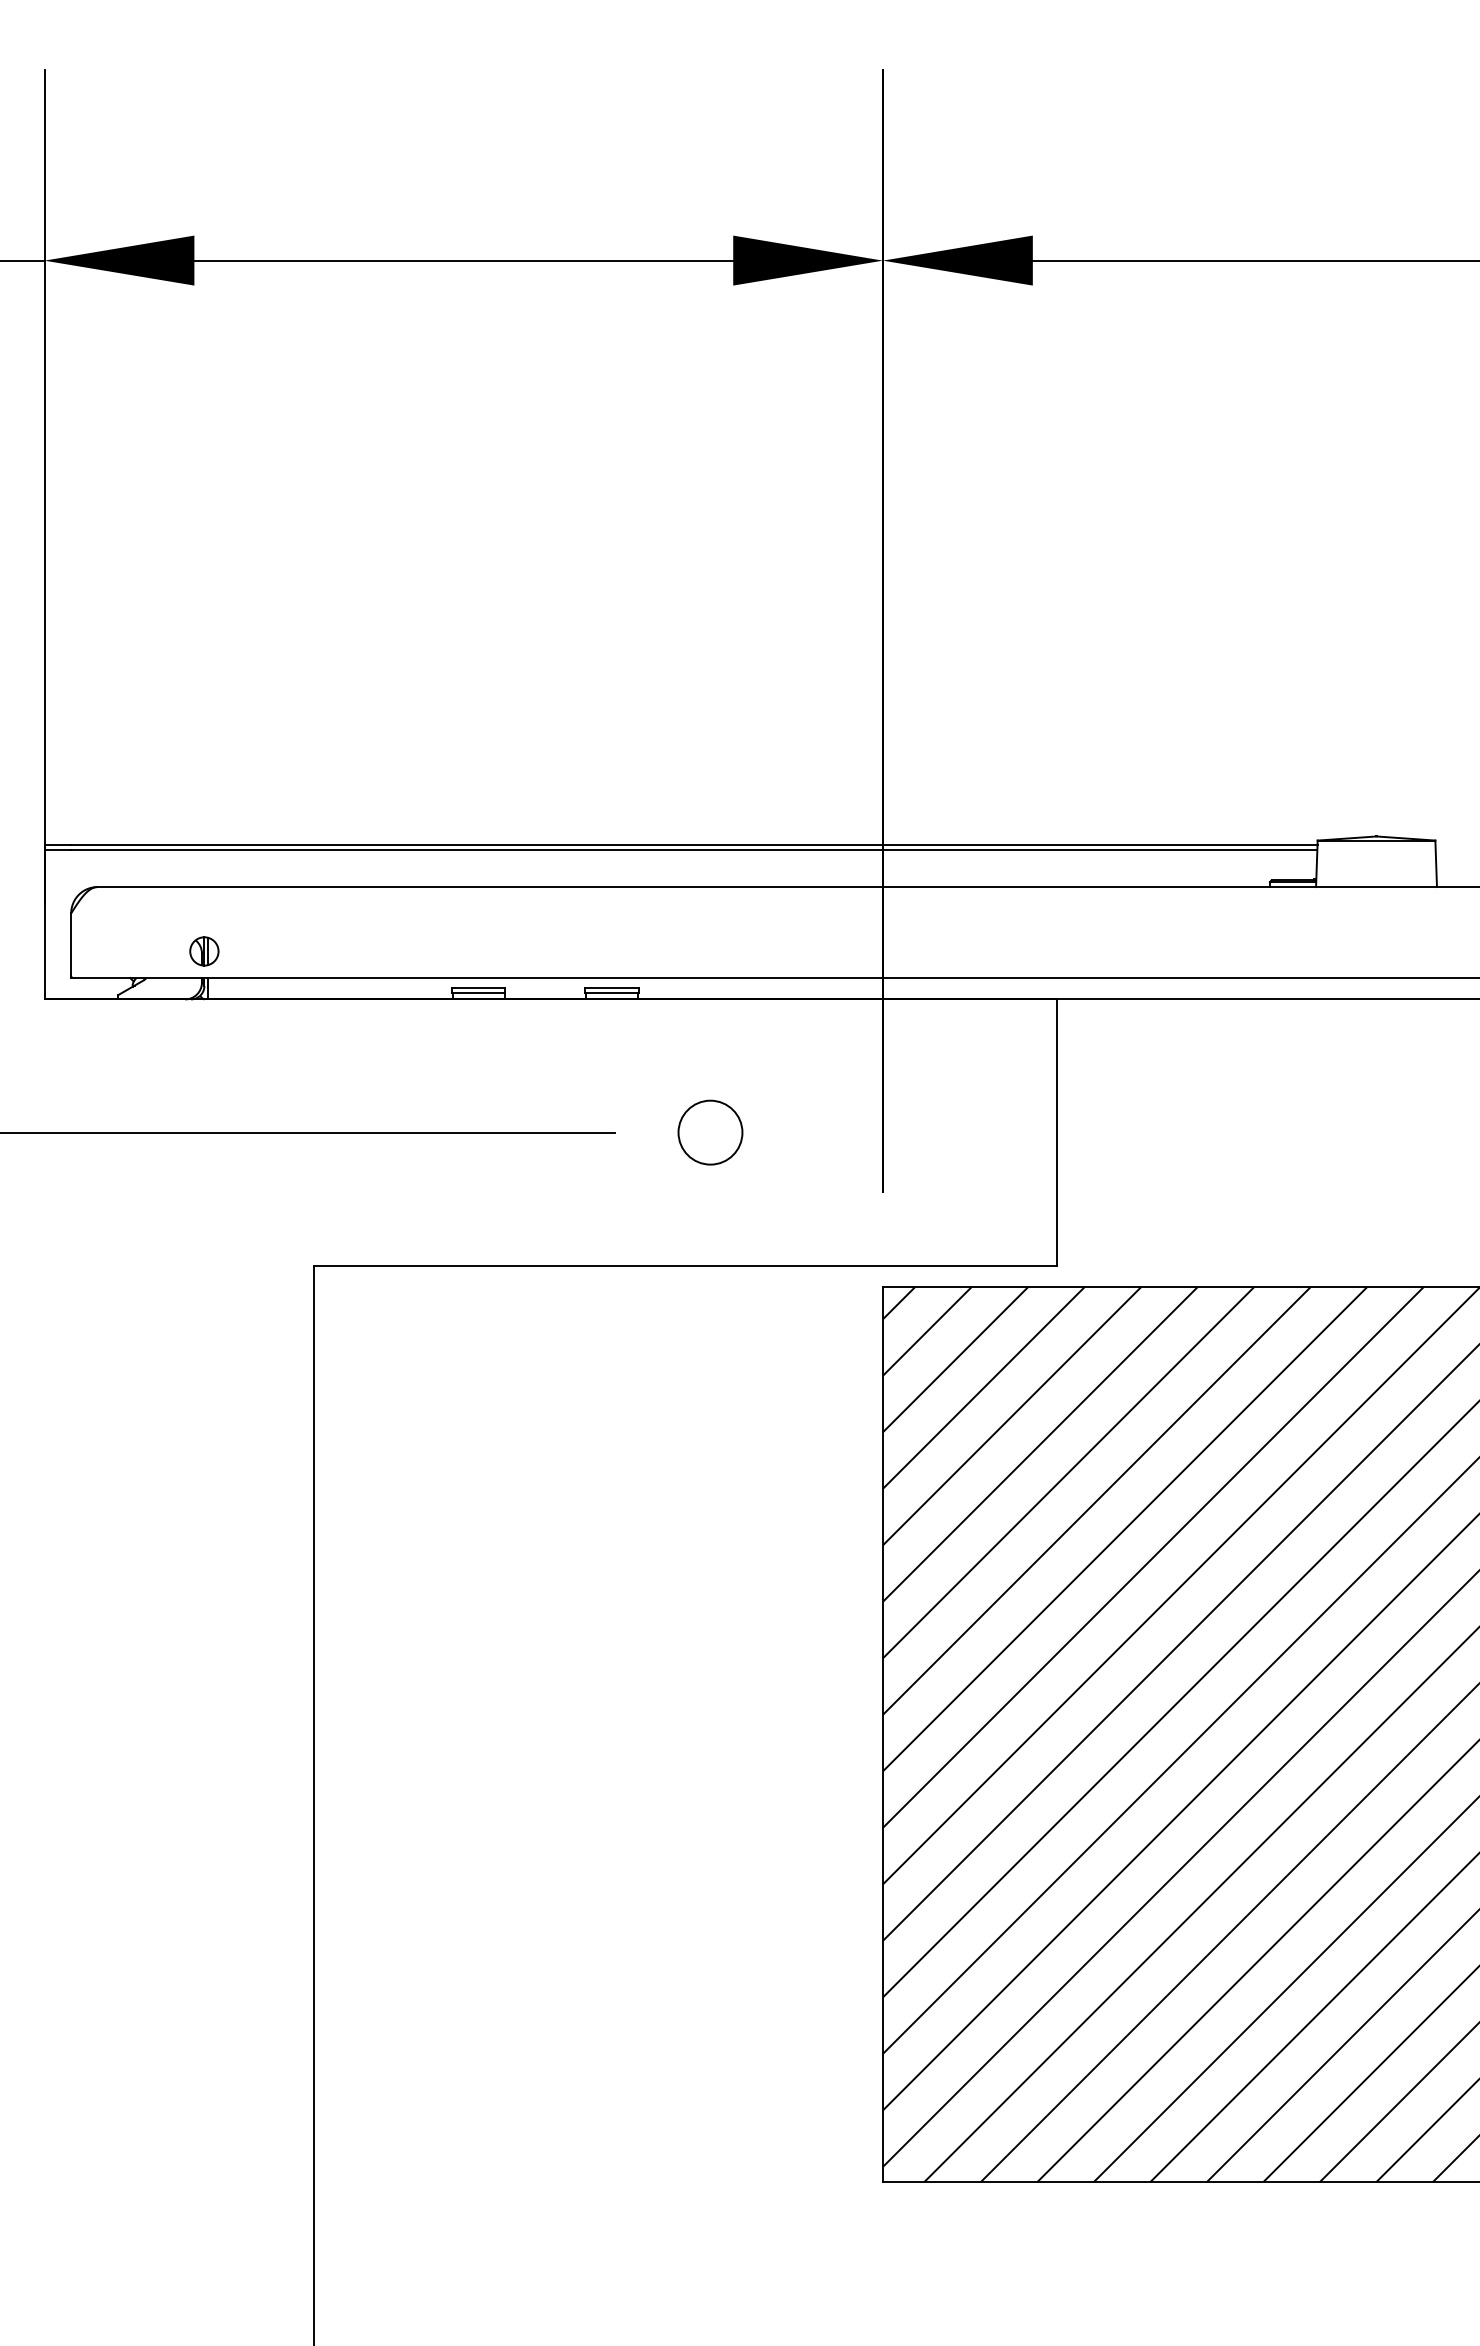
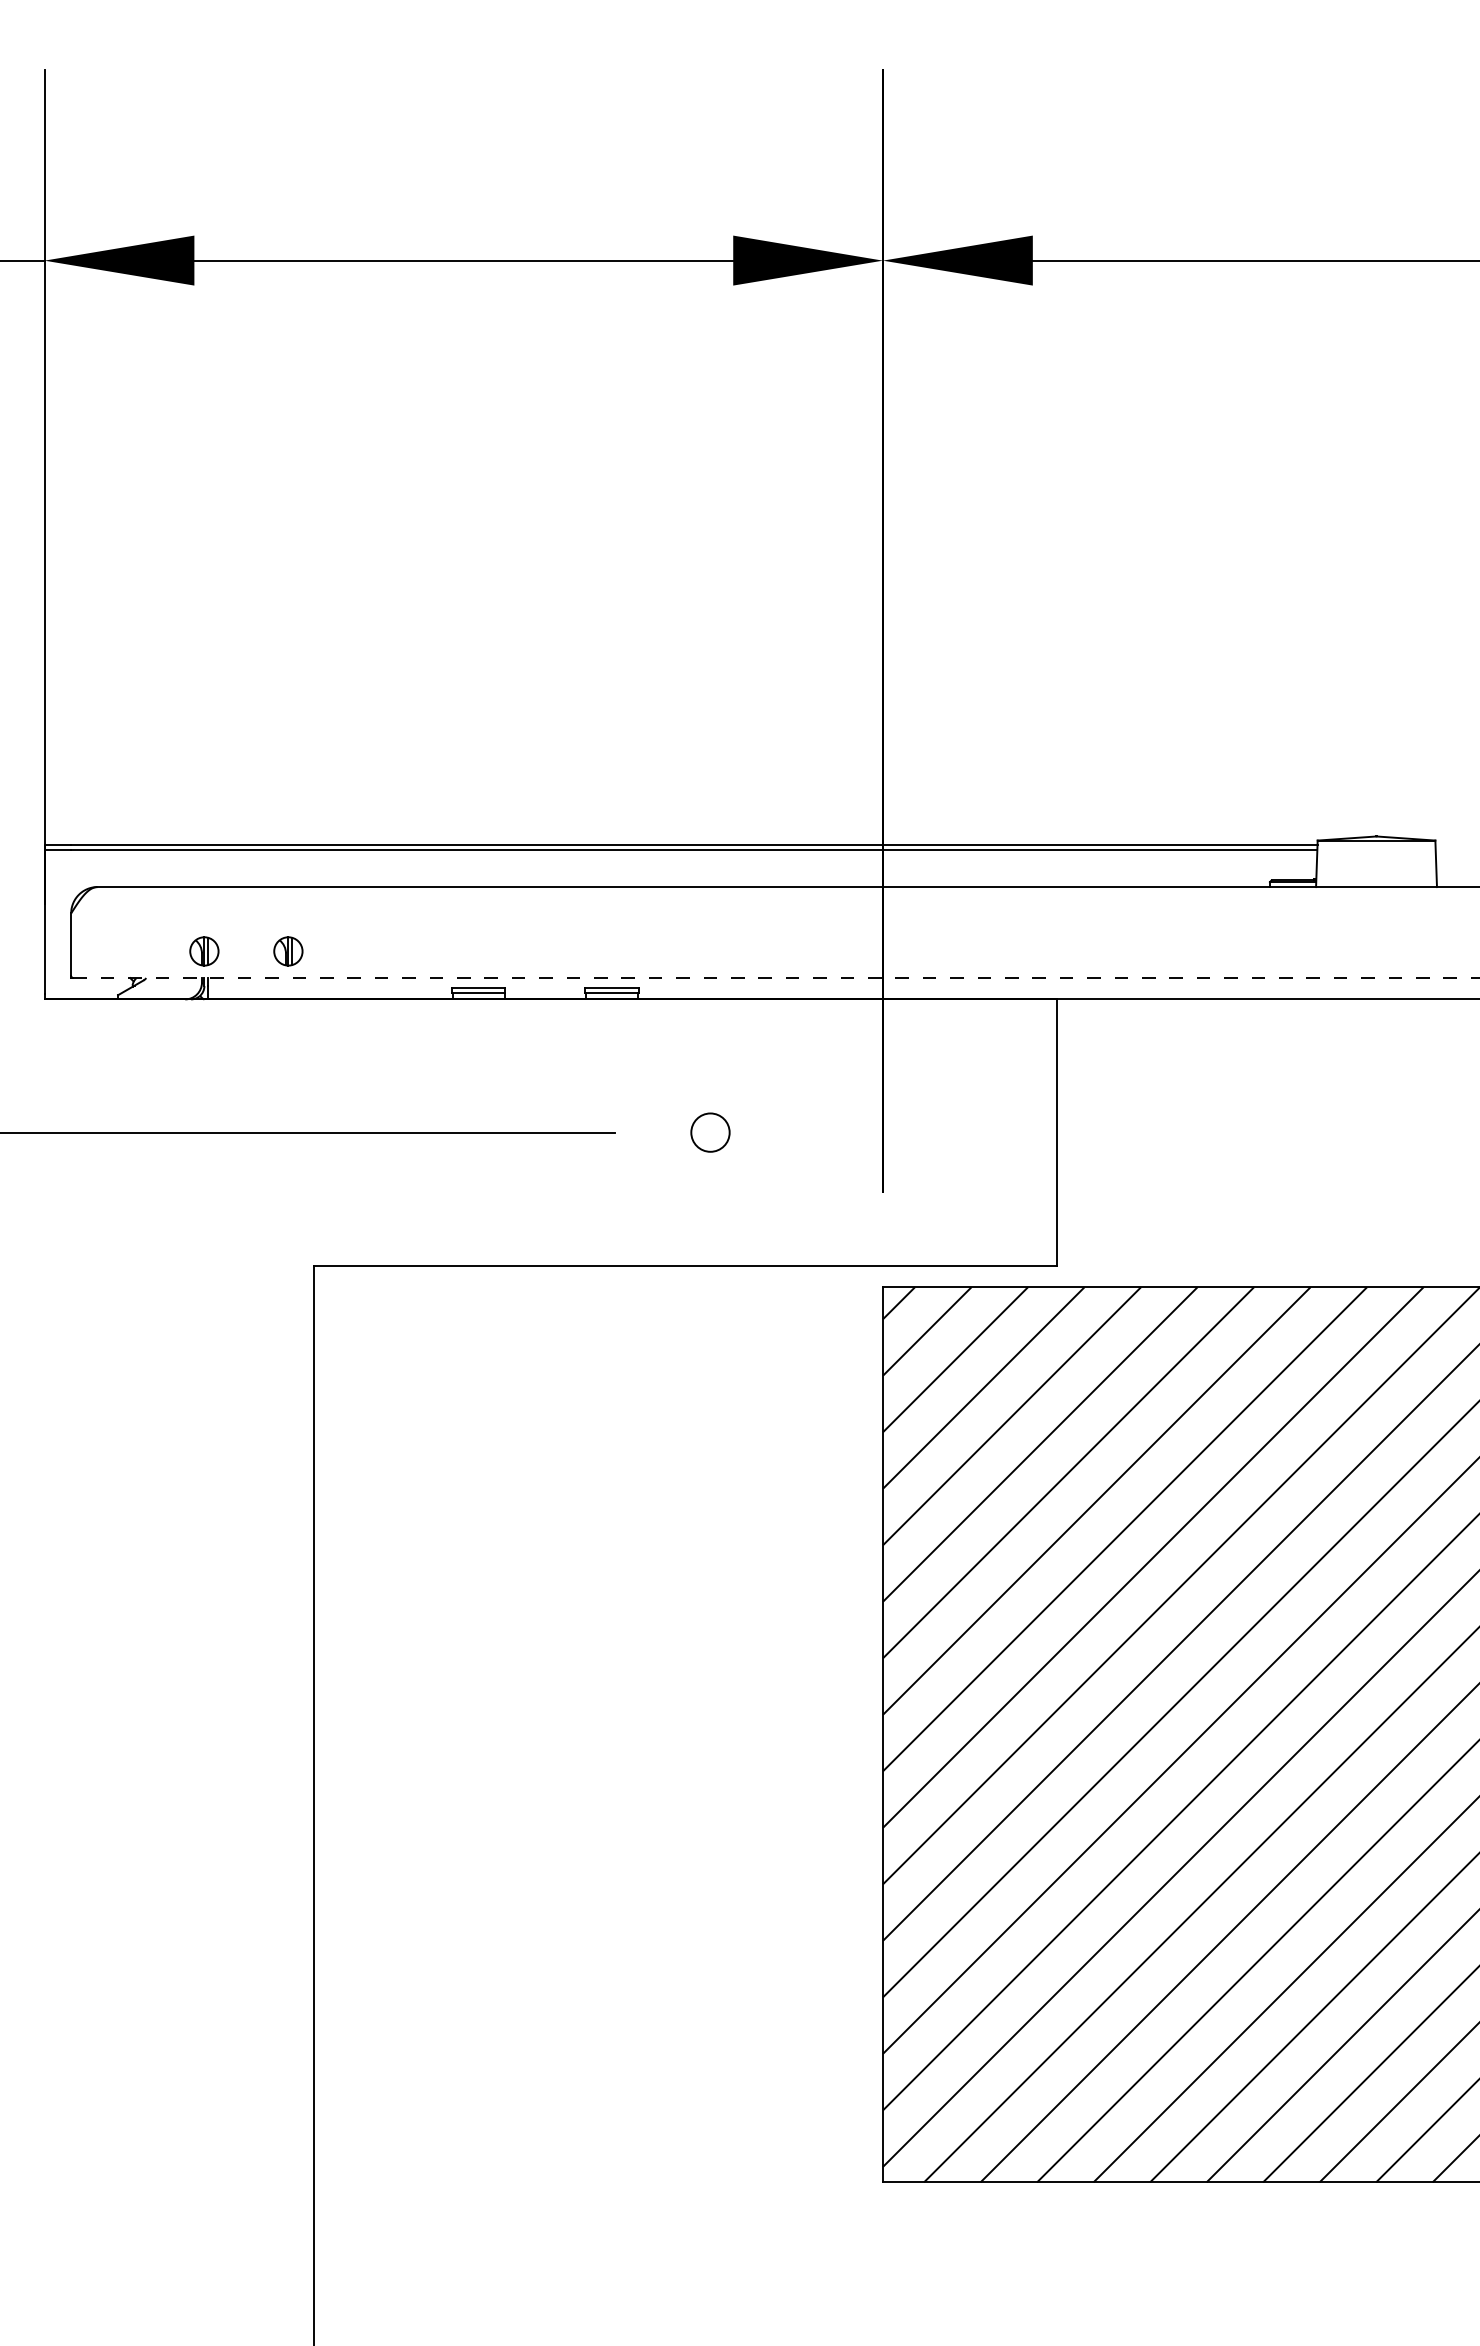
part: none -> present (288, 951)
line: solid -> dashed (776, 978)
circle diameter: 64 px -> 38 px (710, 1132)
